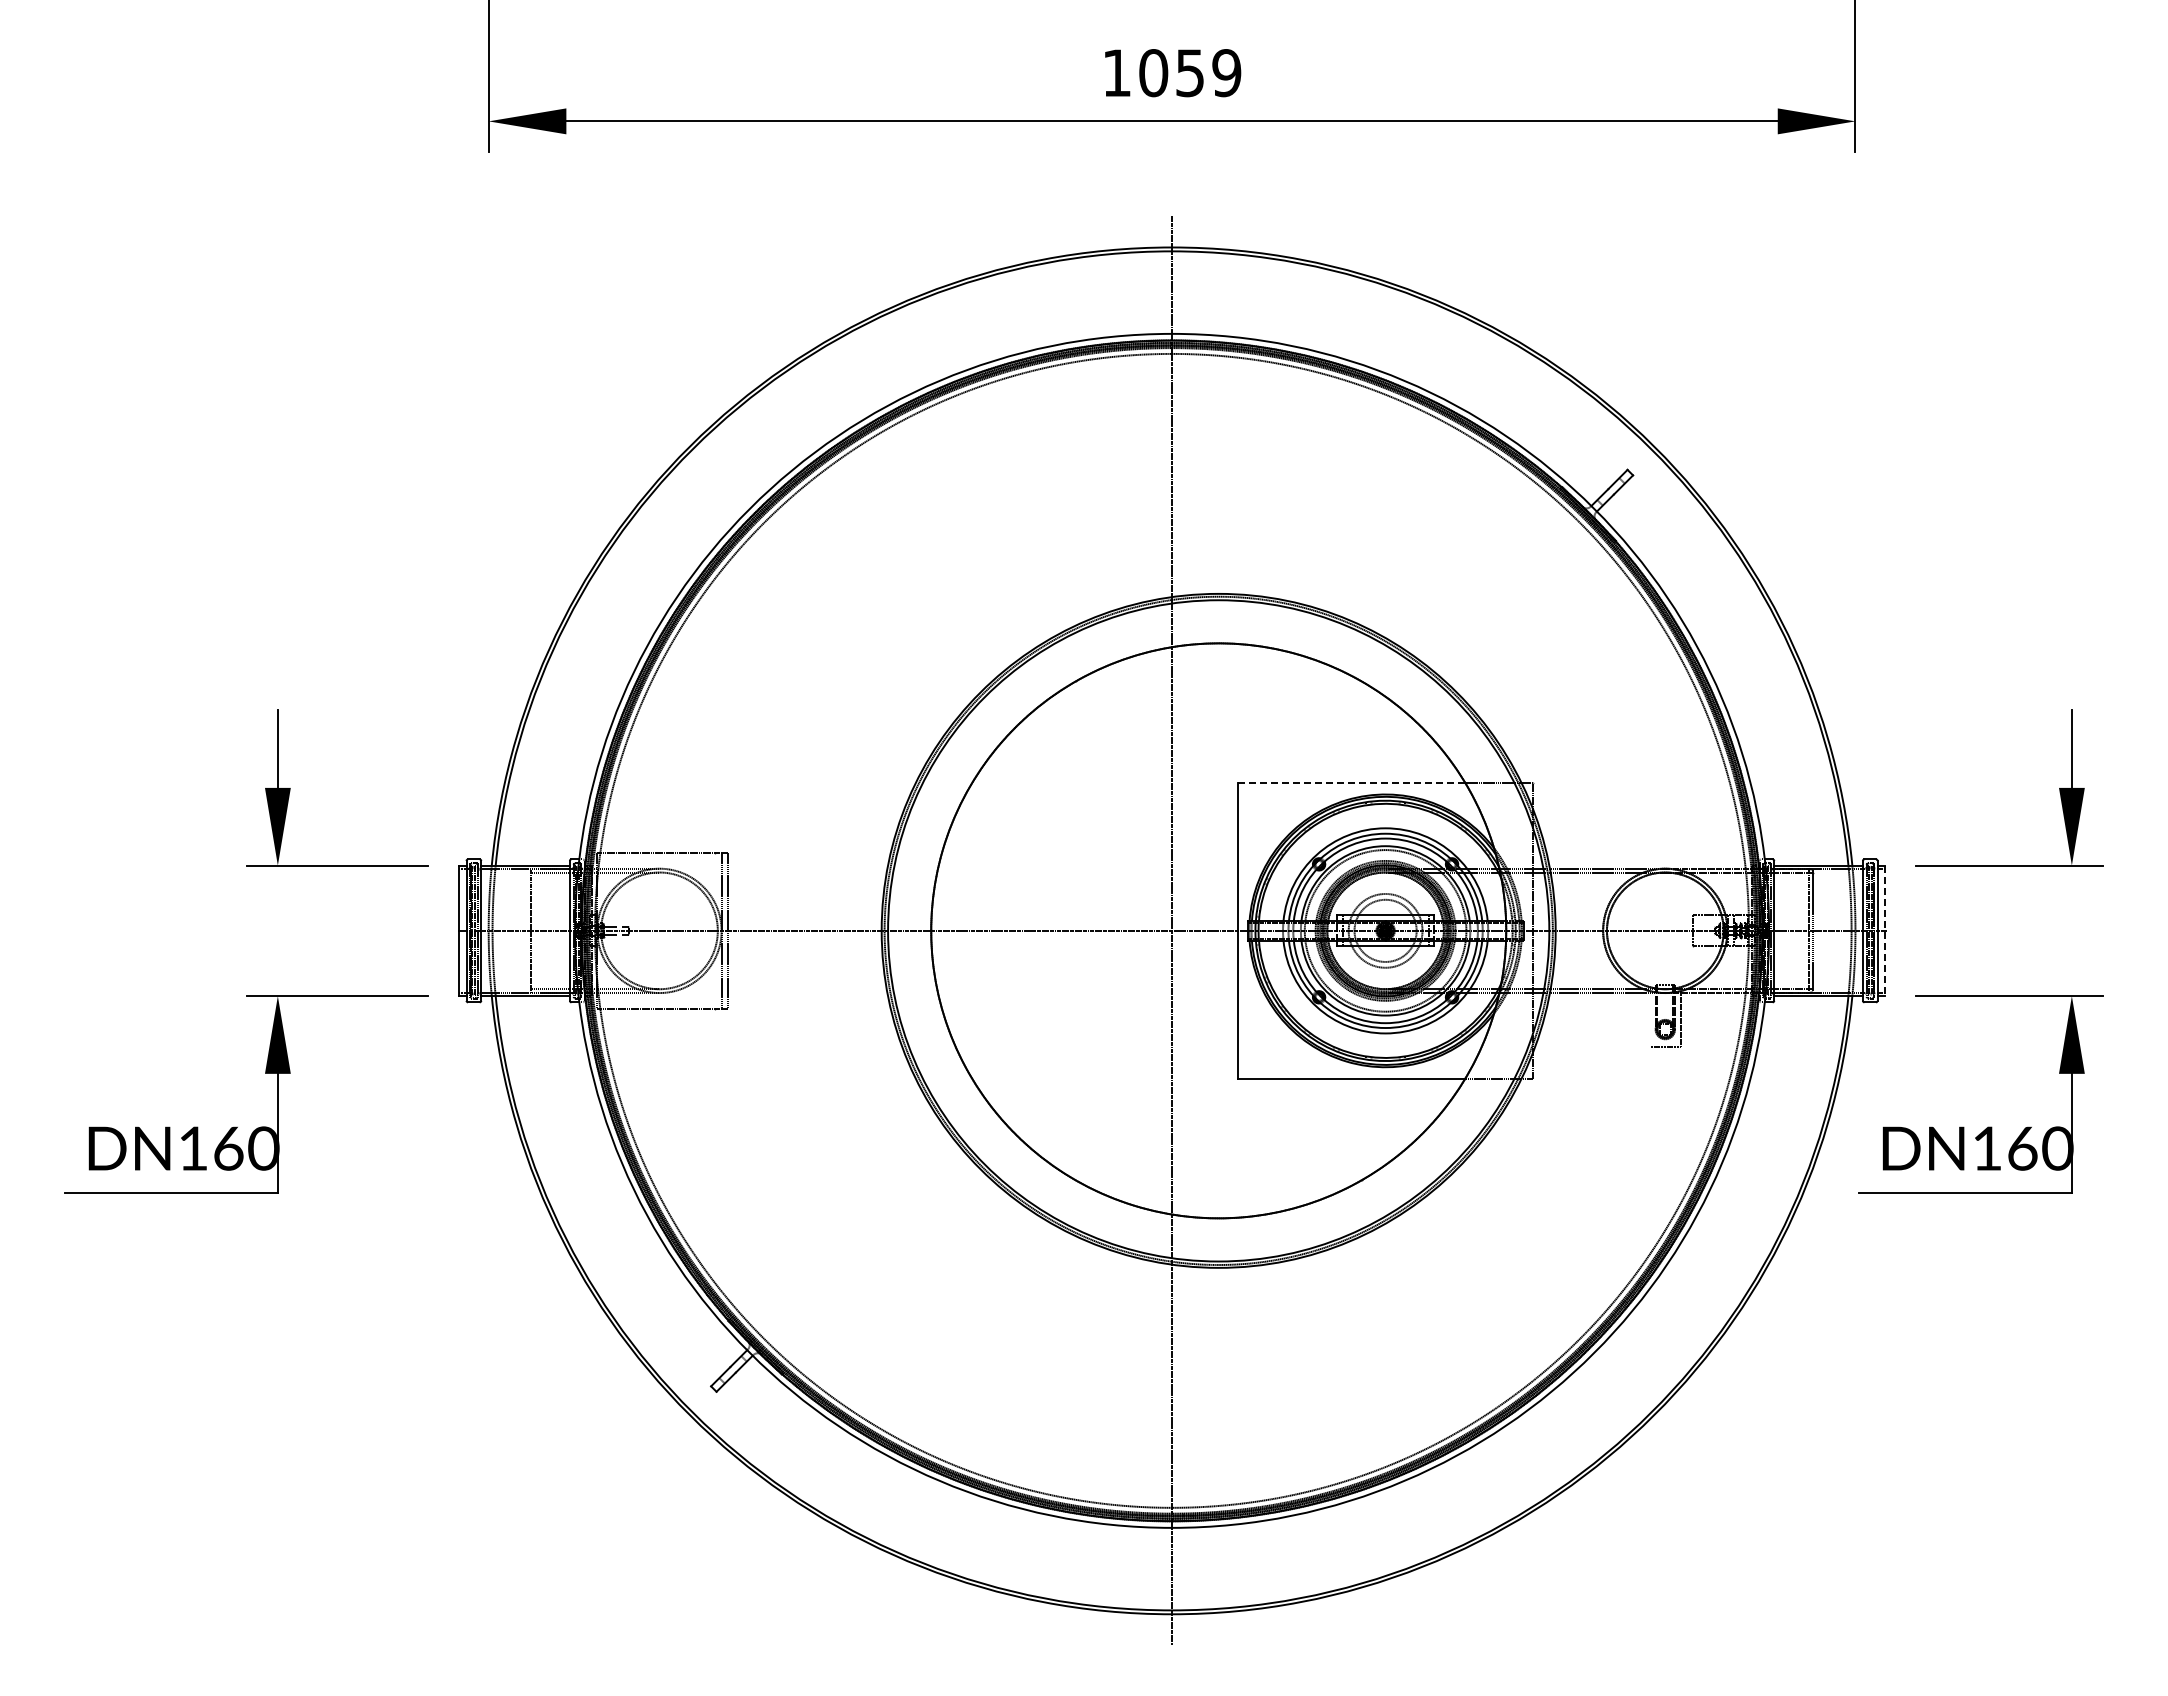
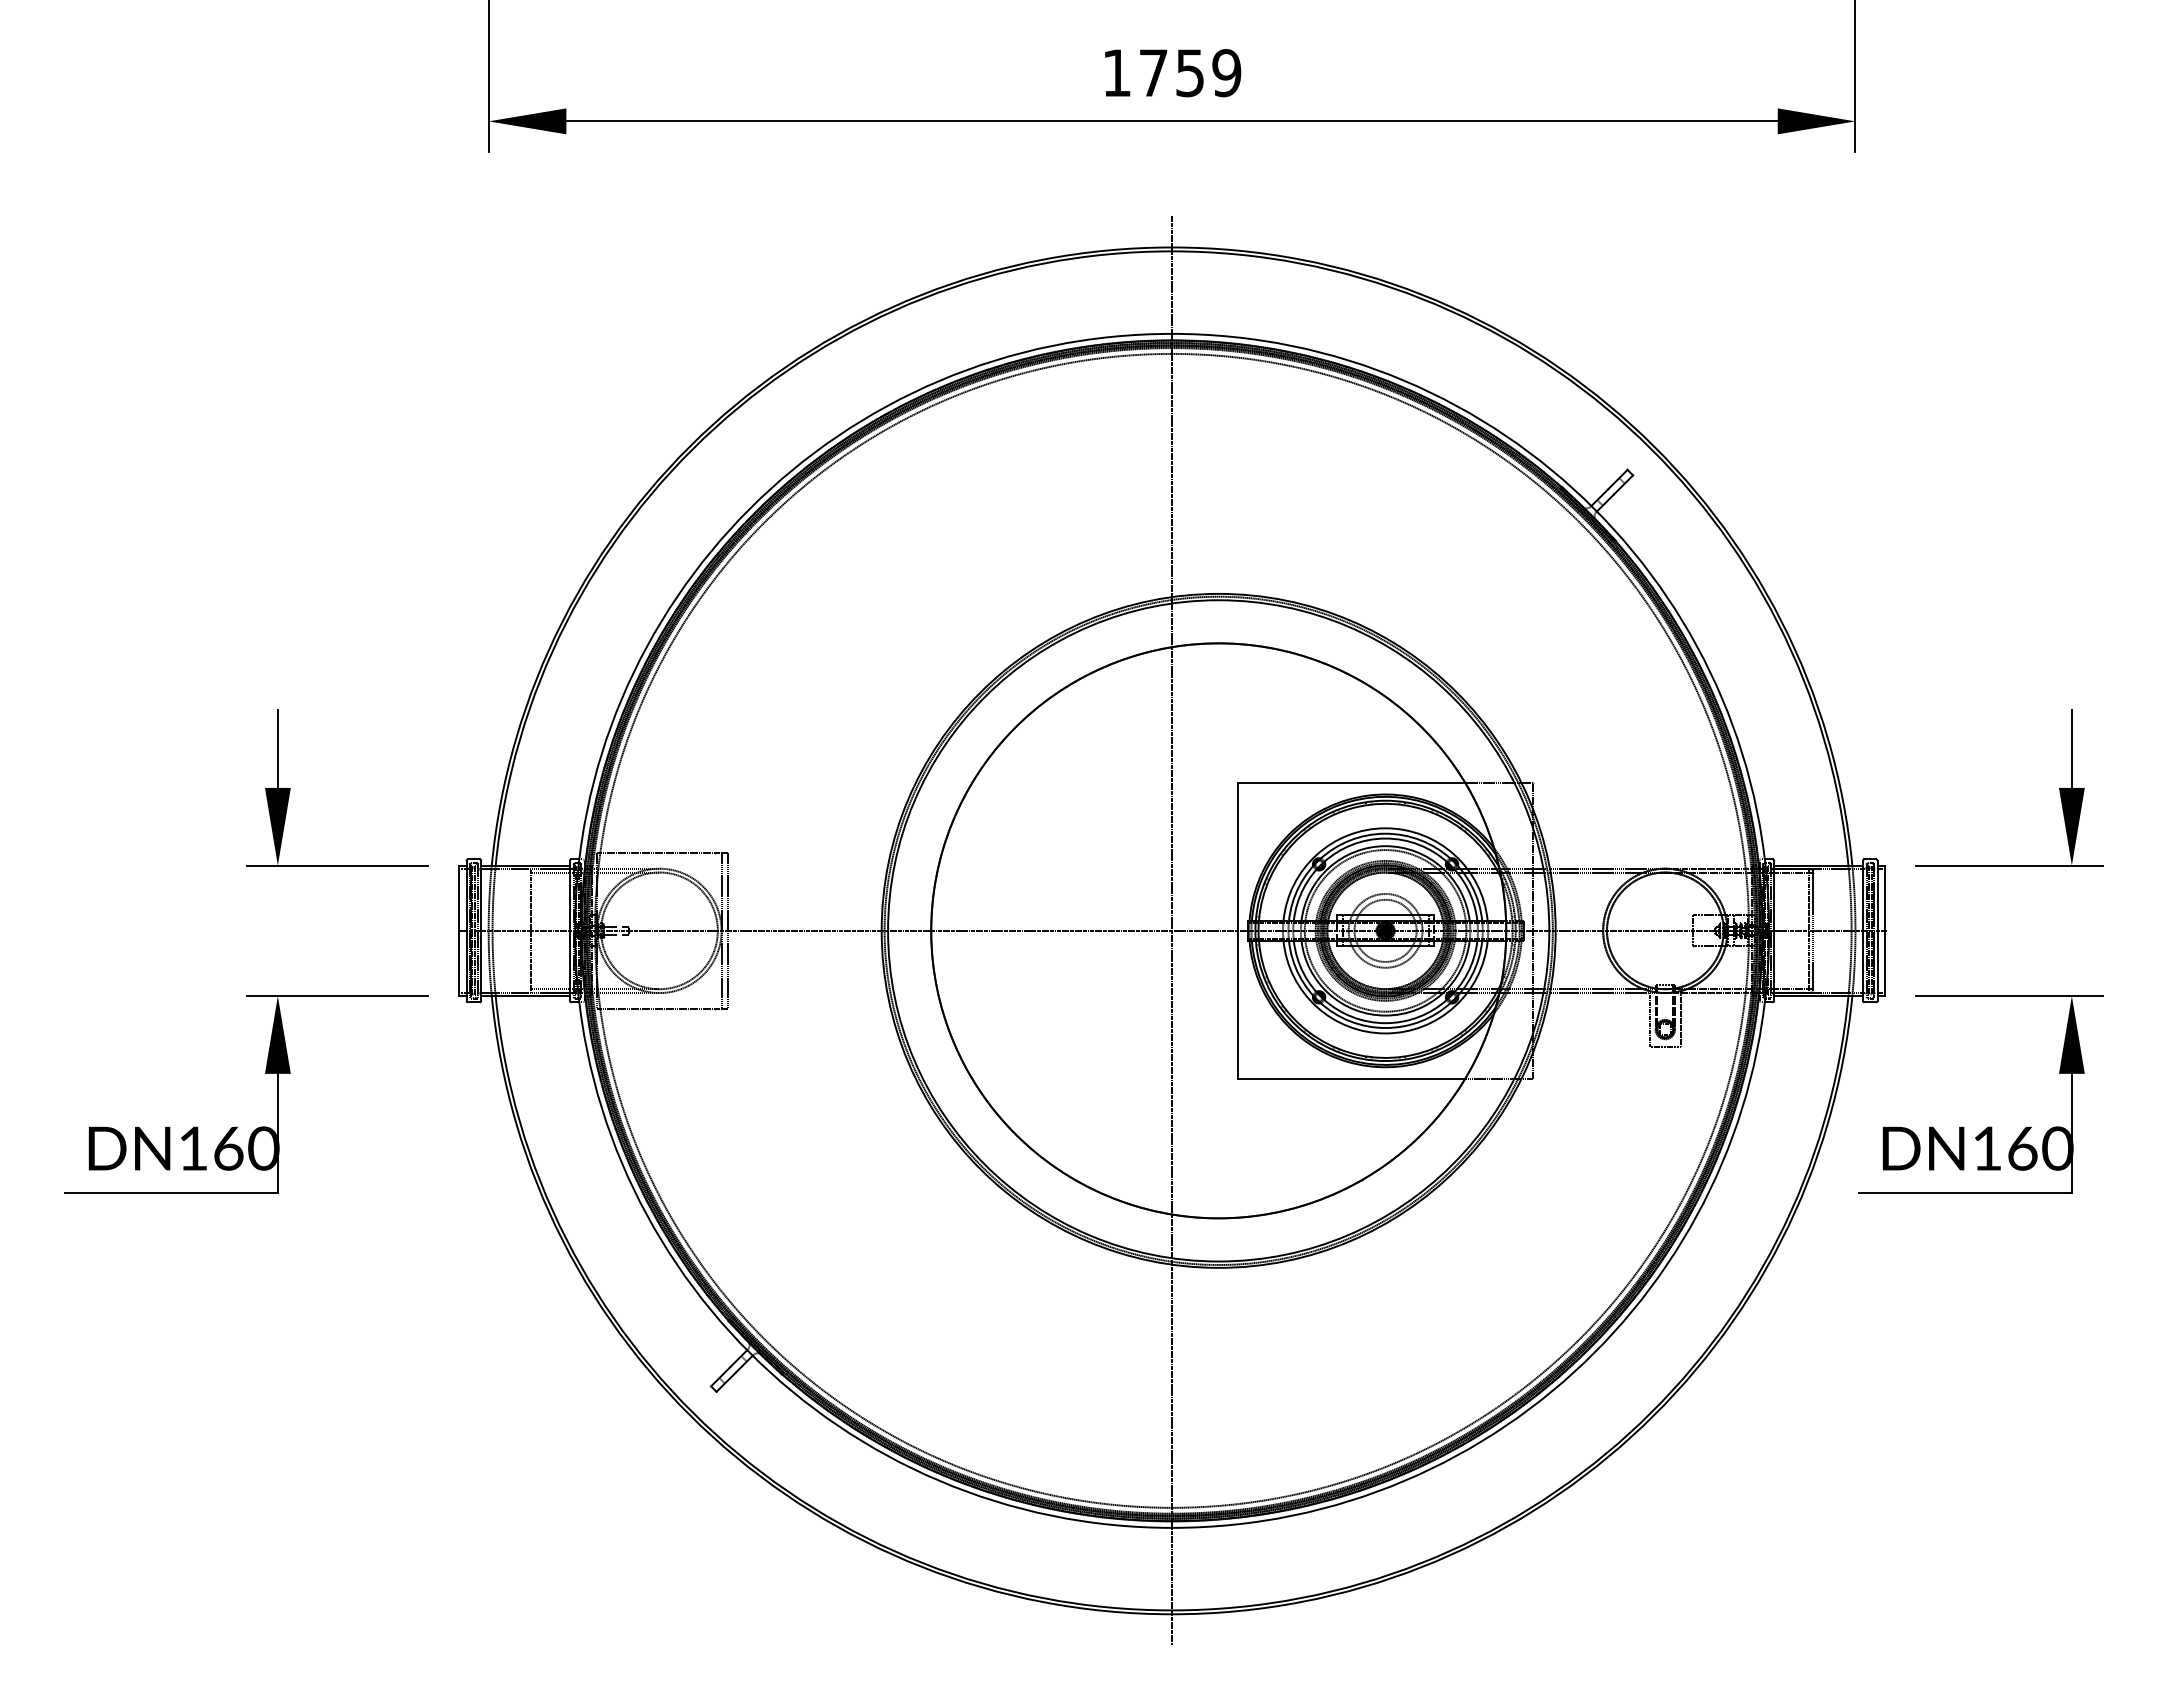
text: 1059 -> 1759 (1153, 73)
line: dashed -> solid (1351, 783)
line: dashed -> solid (1885, 931)
line: none -> present (1649, 1019)
